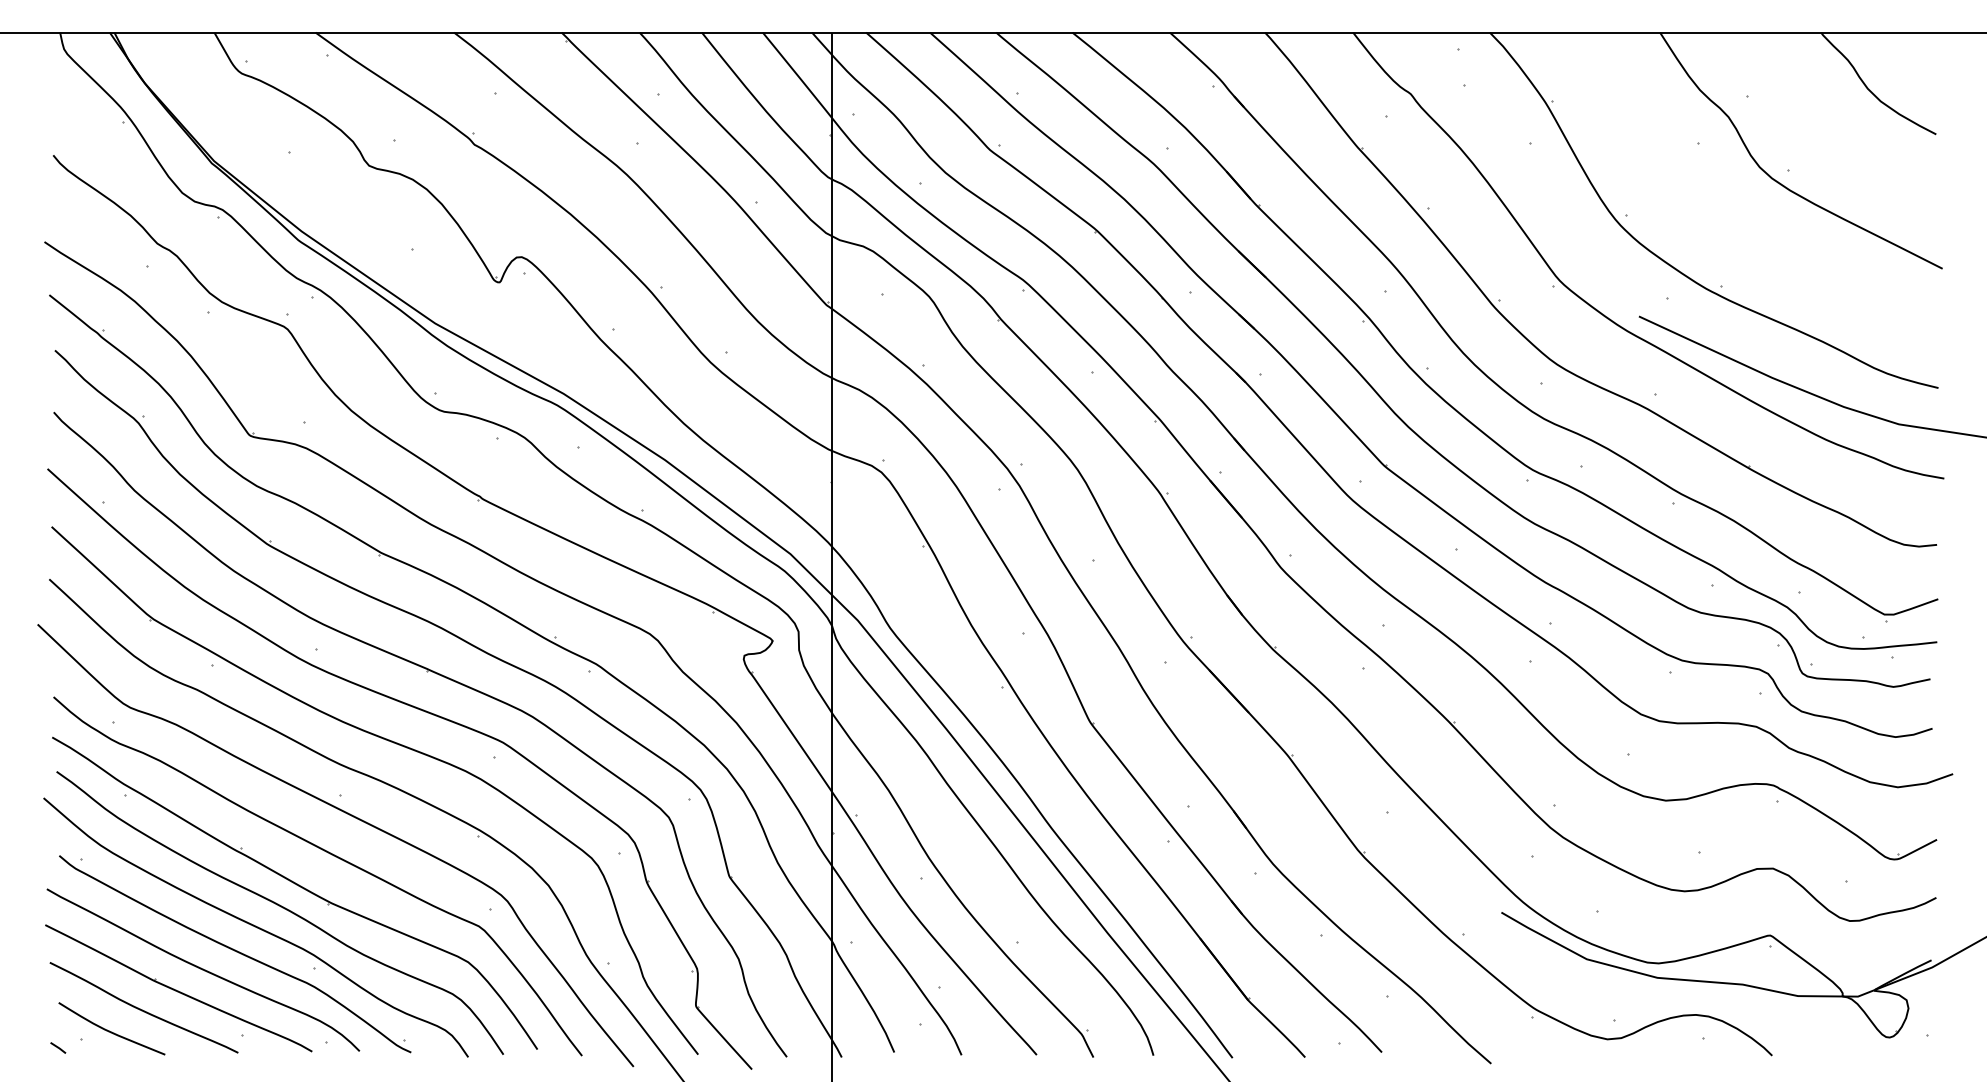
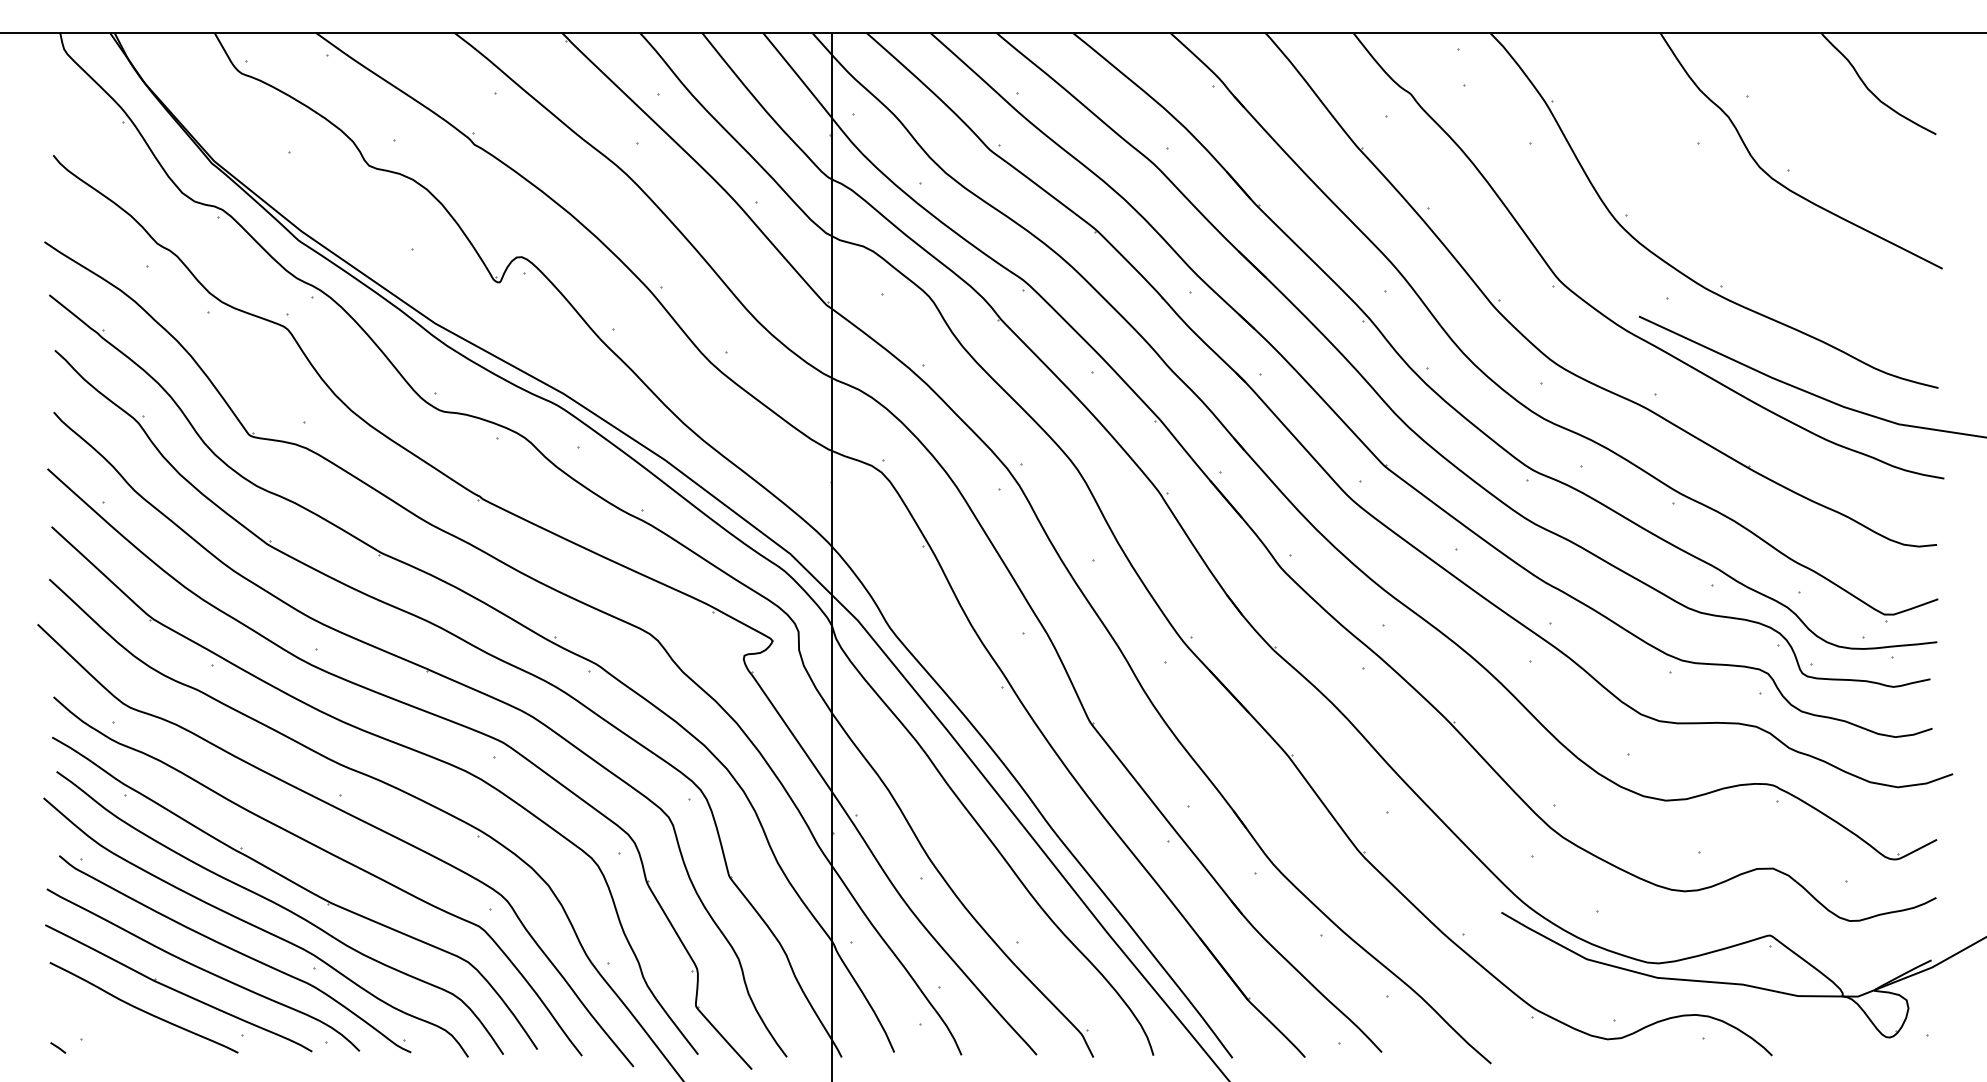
curve: present -> none (109, 1030)
